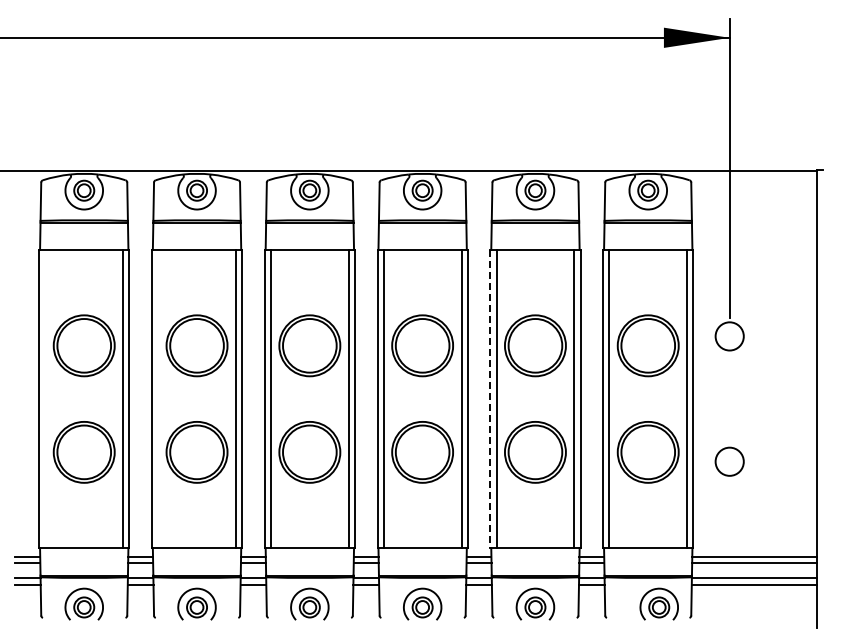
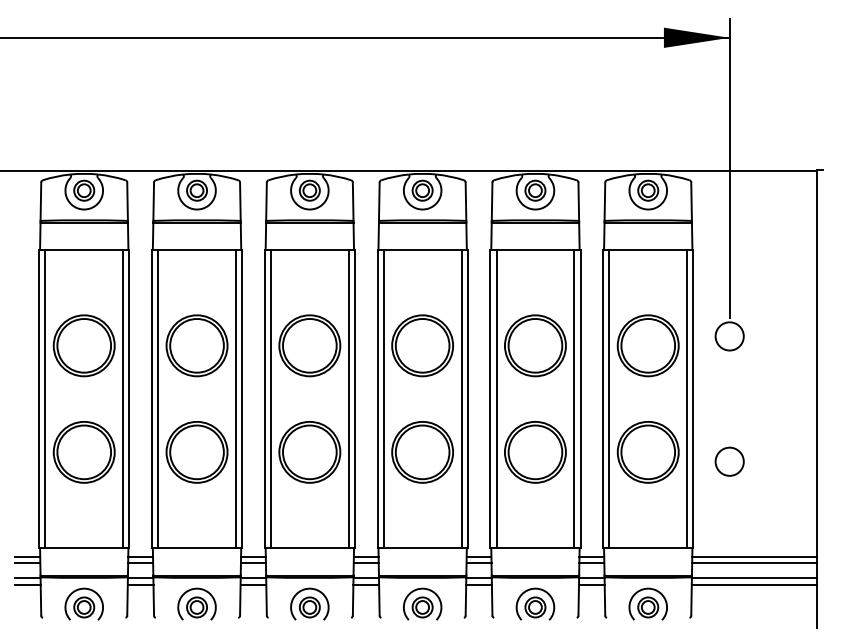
line: none -> present (45, 398)
line: none -> present (158, 398)
line: dashed -> solid (490, 399)
part position: (658, 603) -> (647, 603) (647, 603)
